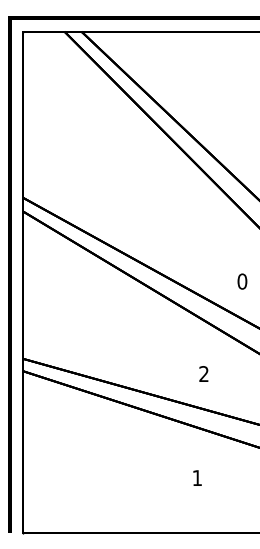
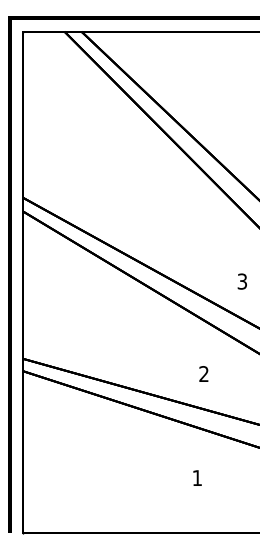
text: 0 -> 3 (242, 281)
